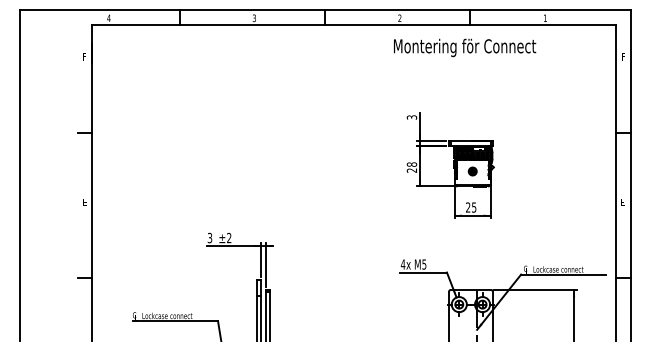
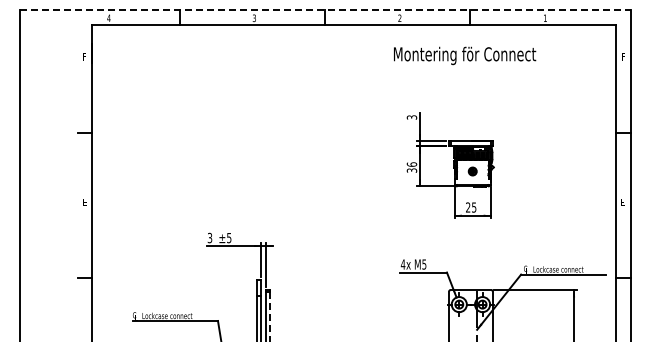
line: solid -> dashed (325, 10)
text position: (465, 47) -> (465, 55) (465, 55)
text: 28 -> 36 (411, 167)
text: ±2 -> ±5 (229, 237)
line: solid -> dashed (270, 316)
